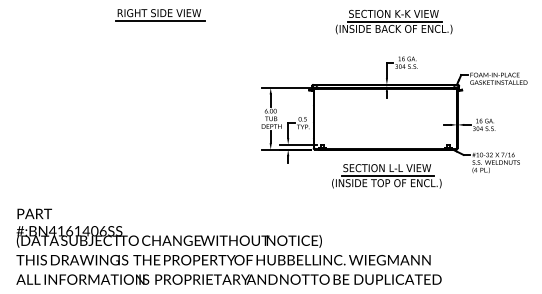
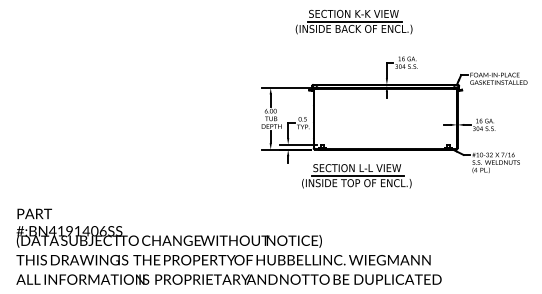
part: present -> none (160, 15)
part position: (393, 21) -> (353, 21) (353, 21)
part position: (386, 176) -> (356, 176) (356, 176)
text: #:BN4161406SS -> #:BN4191406SS (69, 231)
